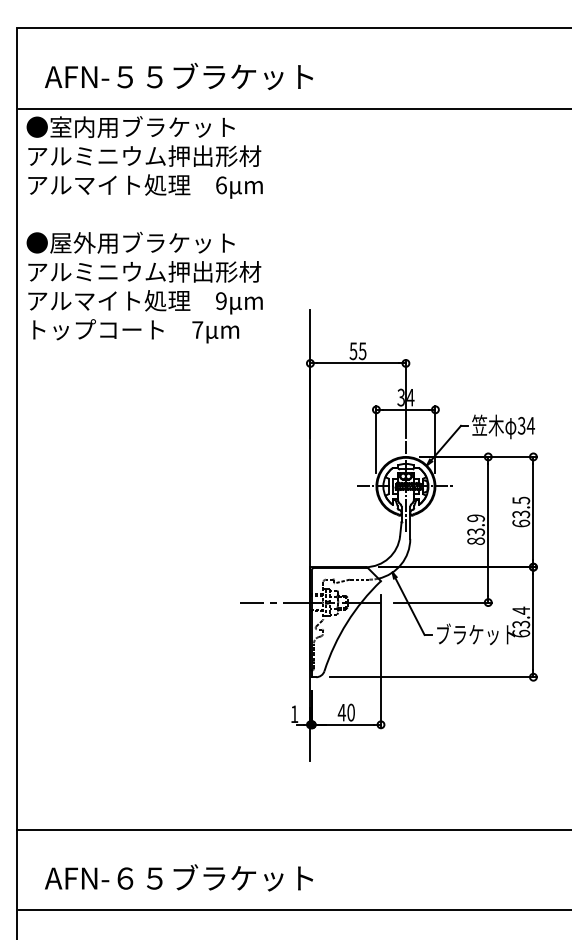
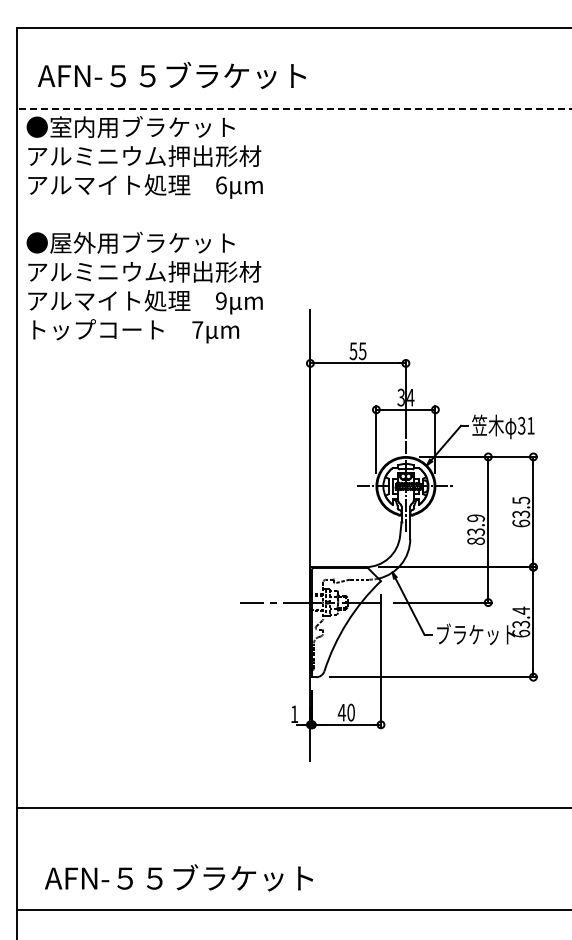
text position: (178, 76) -> (171, 75) (171, 75)
line: solid -> dashed (295, 108)
text: 34 -> 31 (530, 425)
line position: (292, 829) -> (292, 807) (292, 807)
text: AFN-６５ブラケット -> AFN-５５ブラケット (125, 878)
